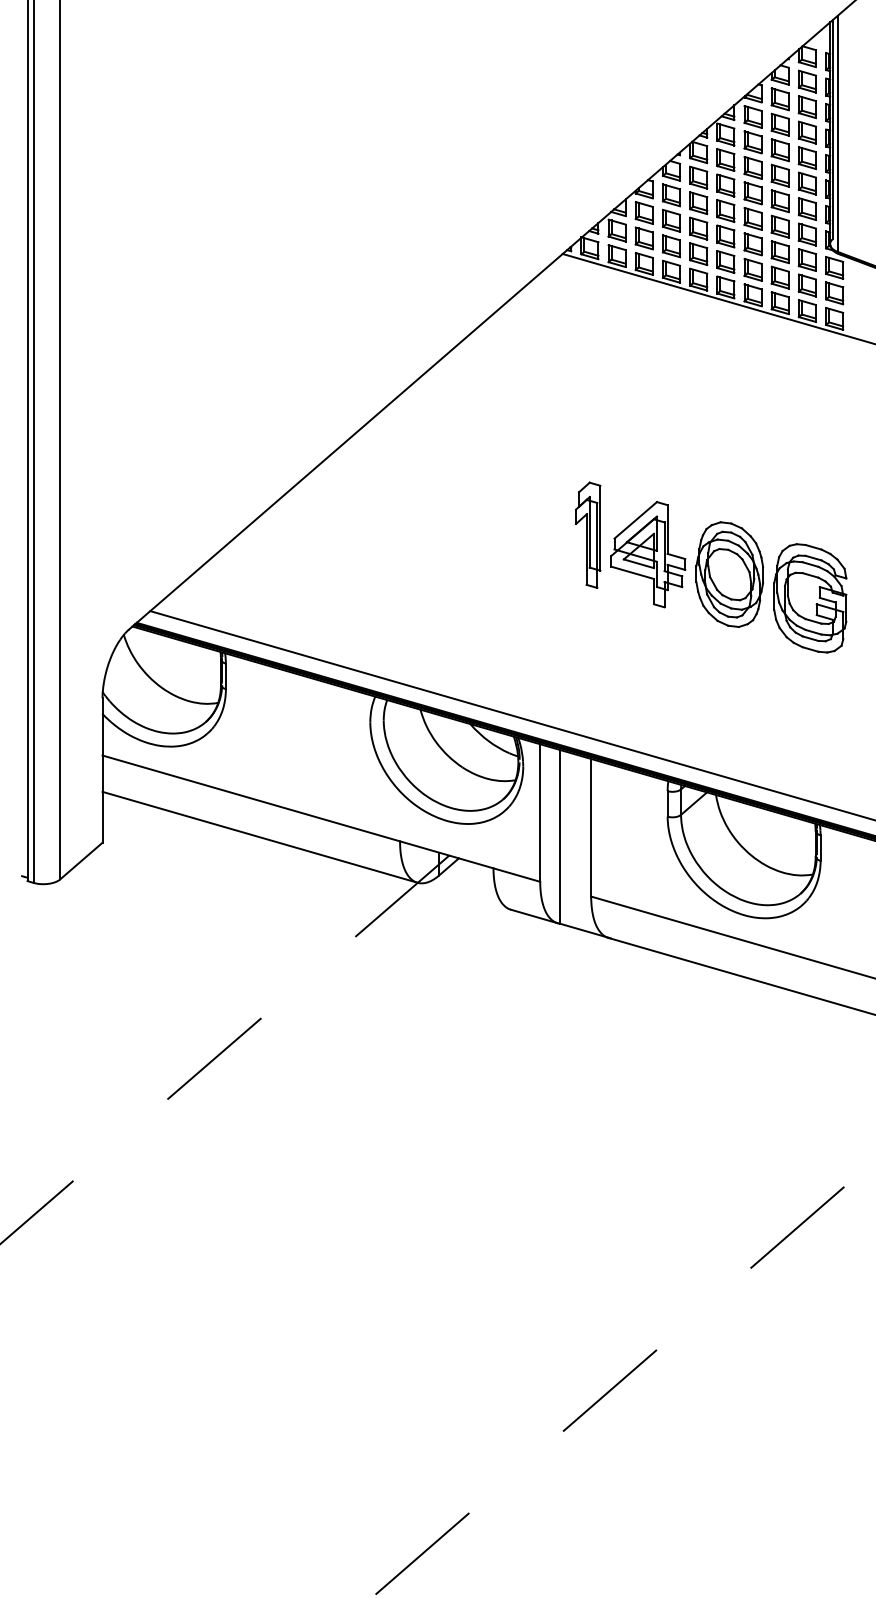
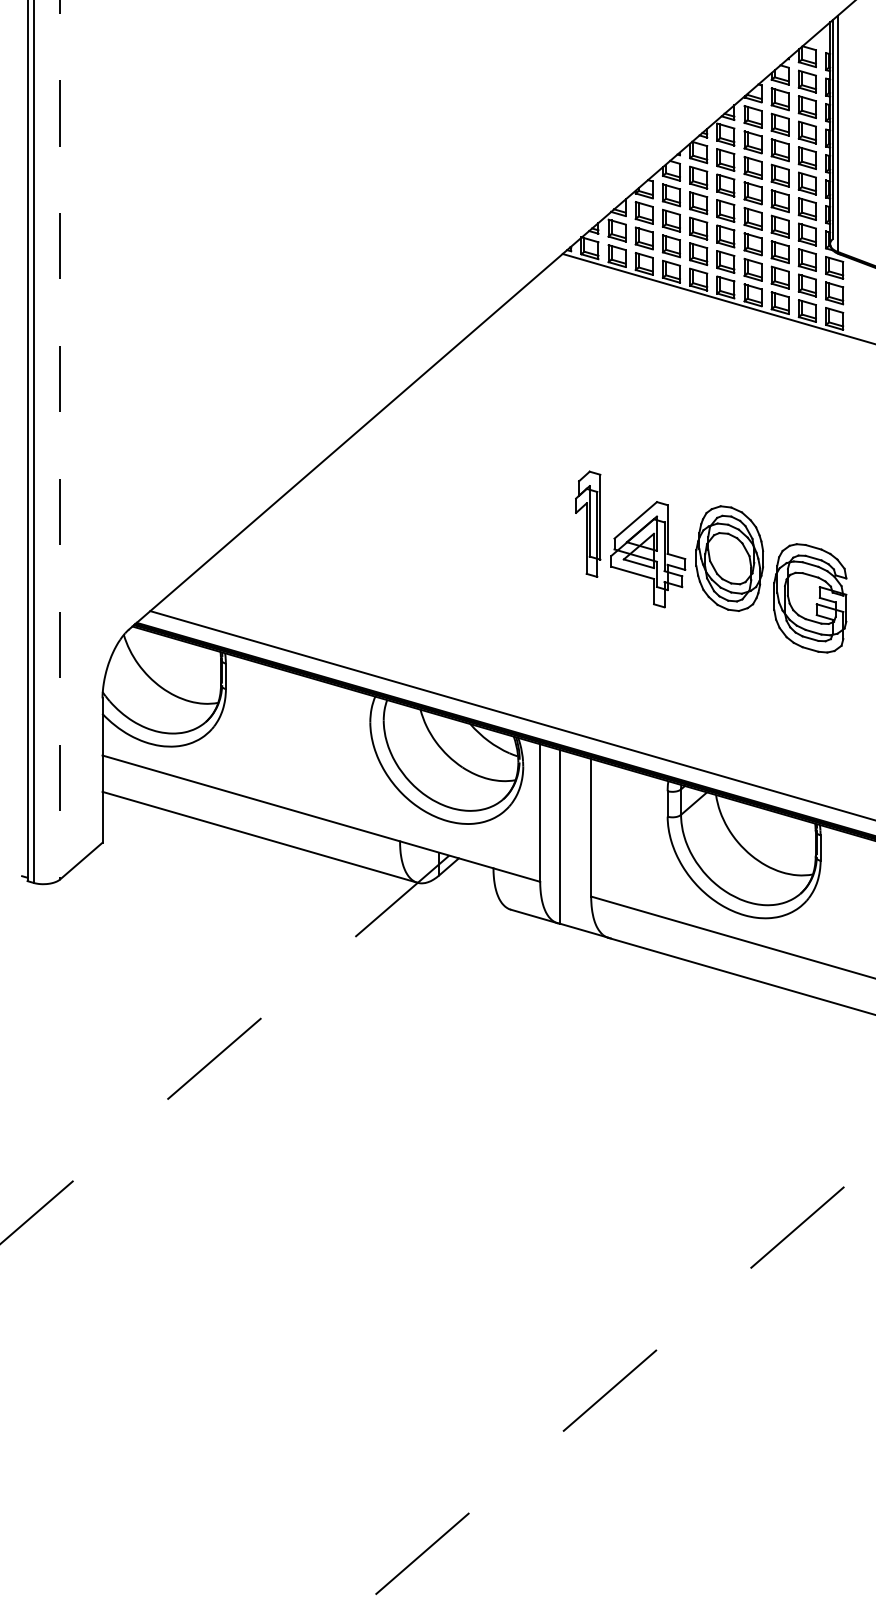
line: solid -> dashed (60, 440)
part position: (588, 534) -> (588, 523) (588, 523)
part position: (729, 574) -> (729, 558) (729, 558)
